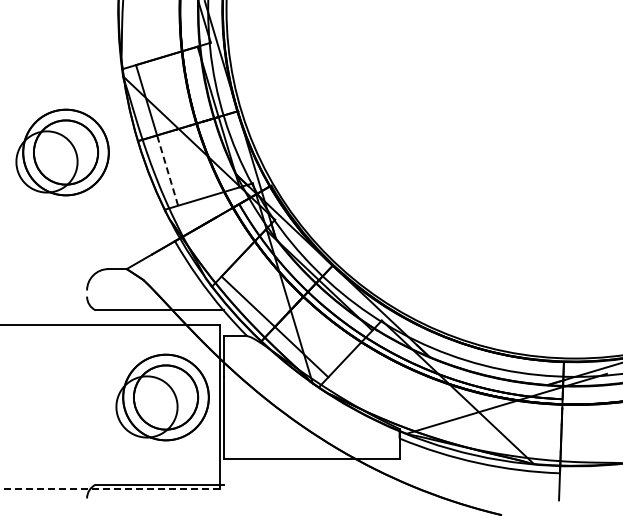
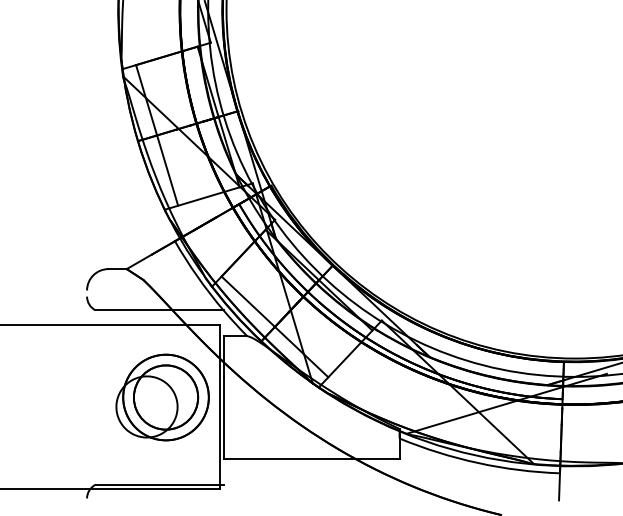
part: present -> none (62, 152)
line: dashed -> solid (167, 170)
line: dashed -> solid (110, 489)
